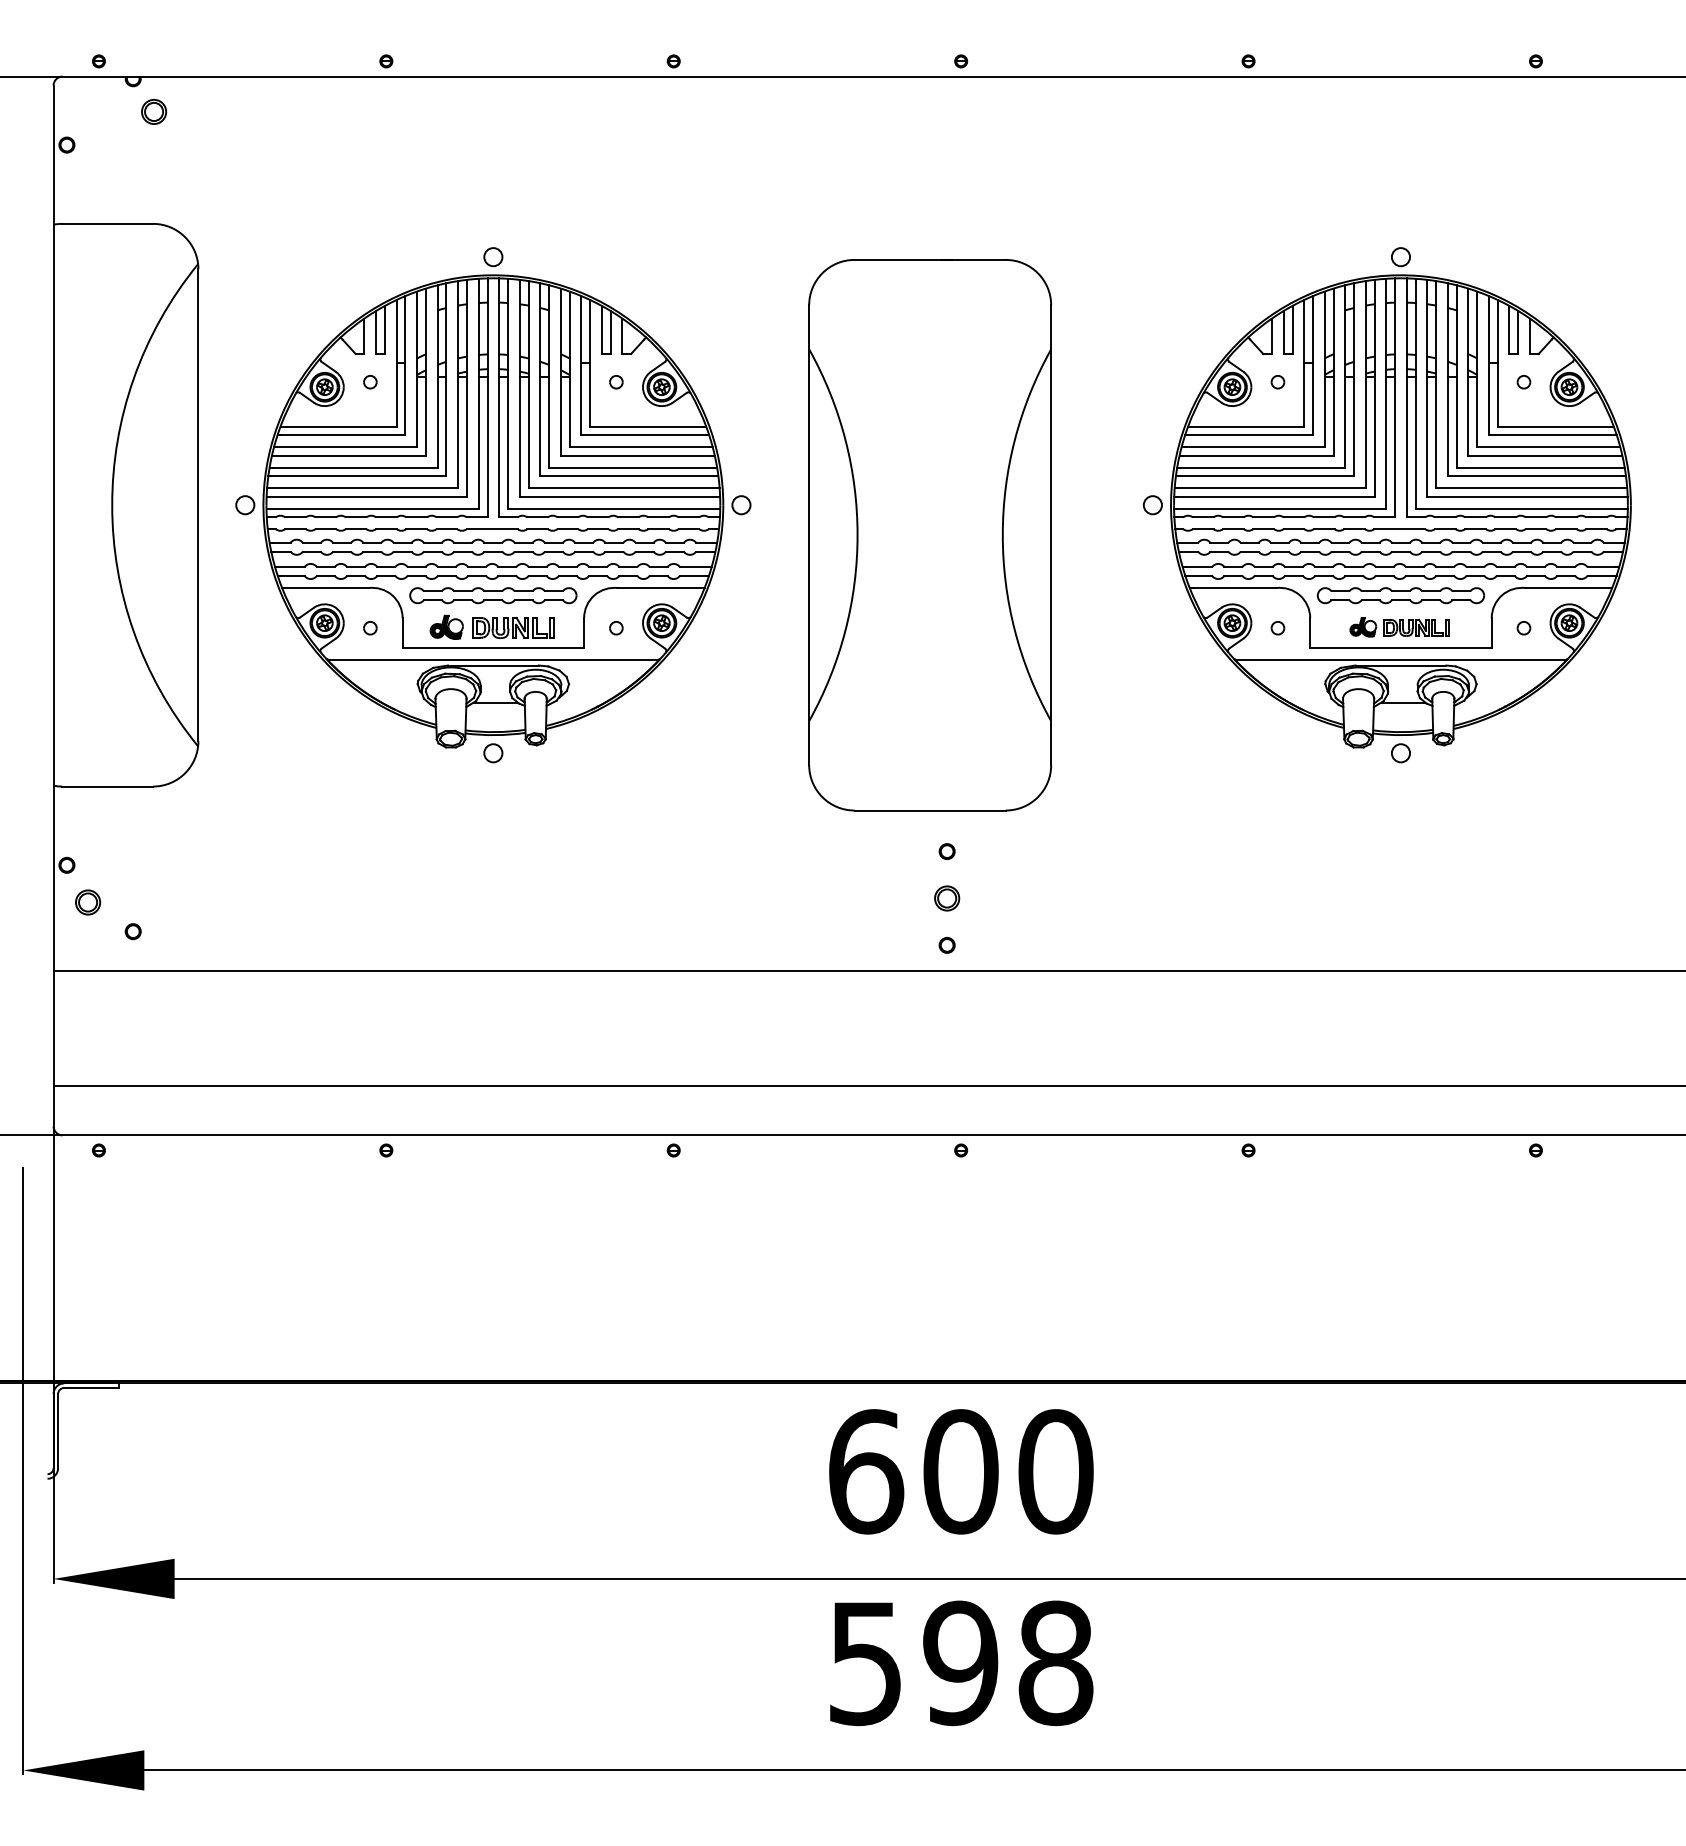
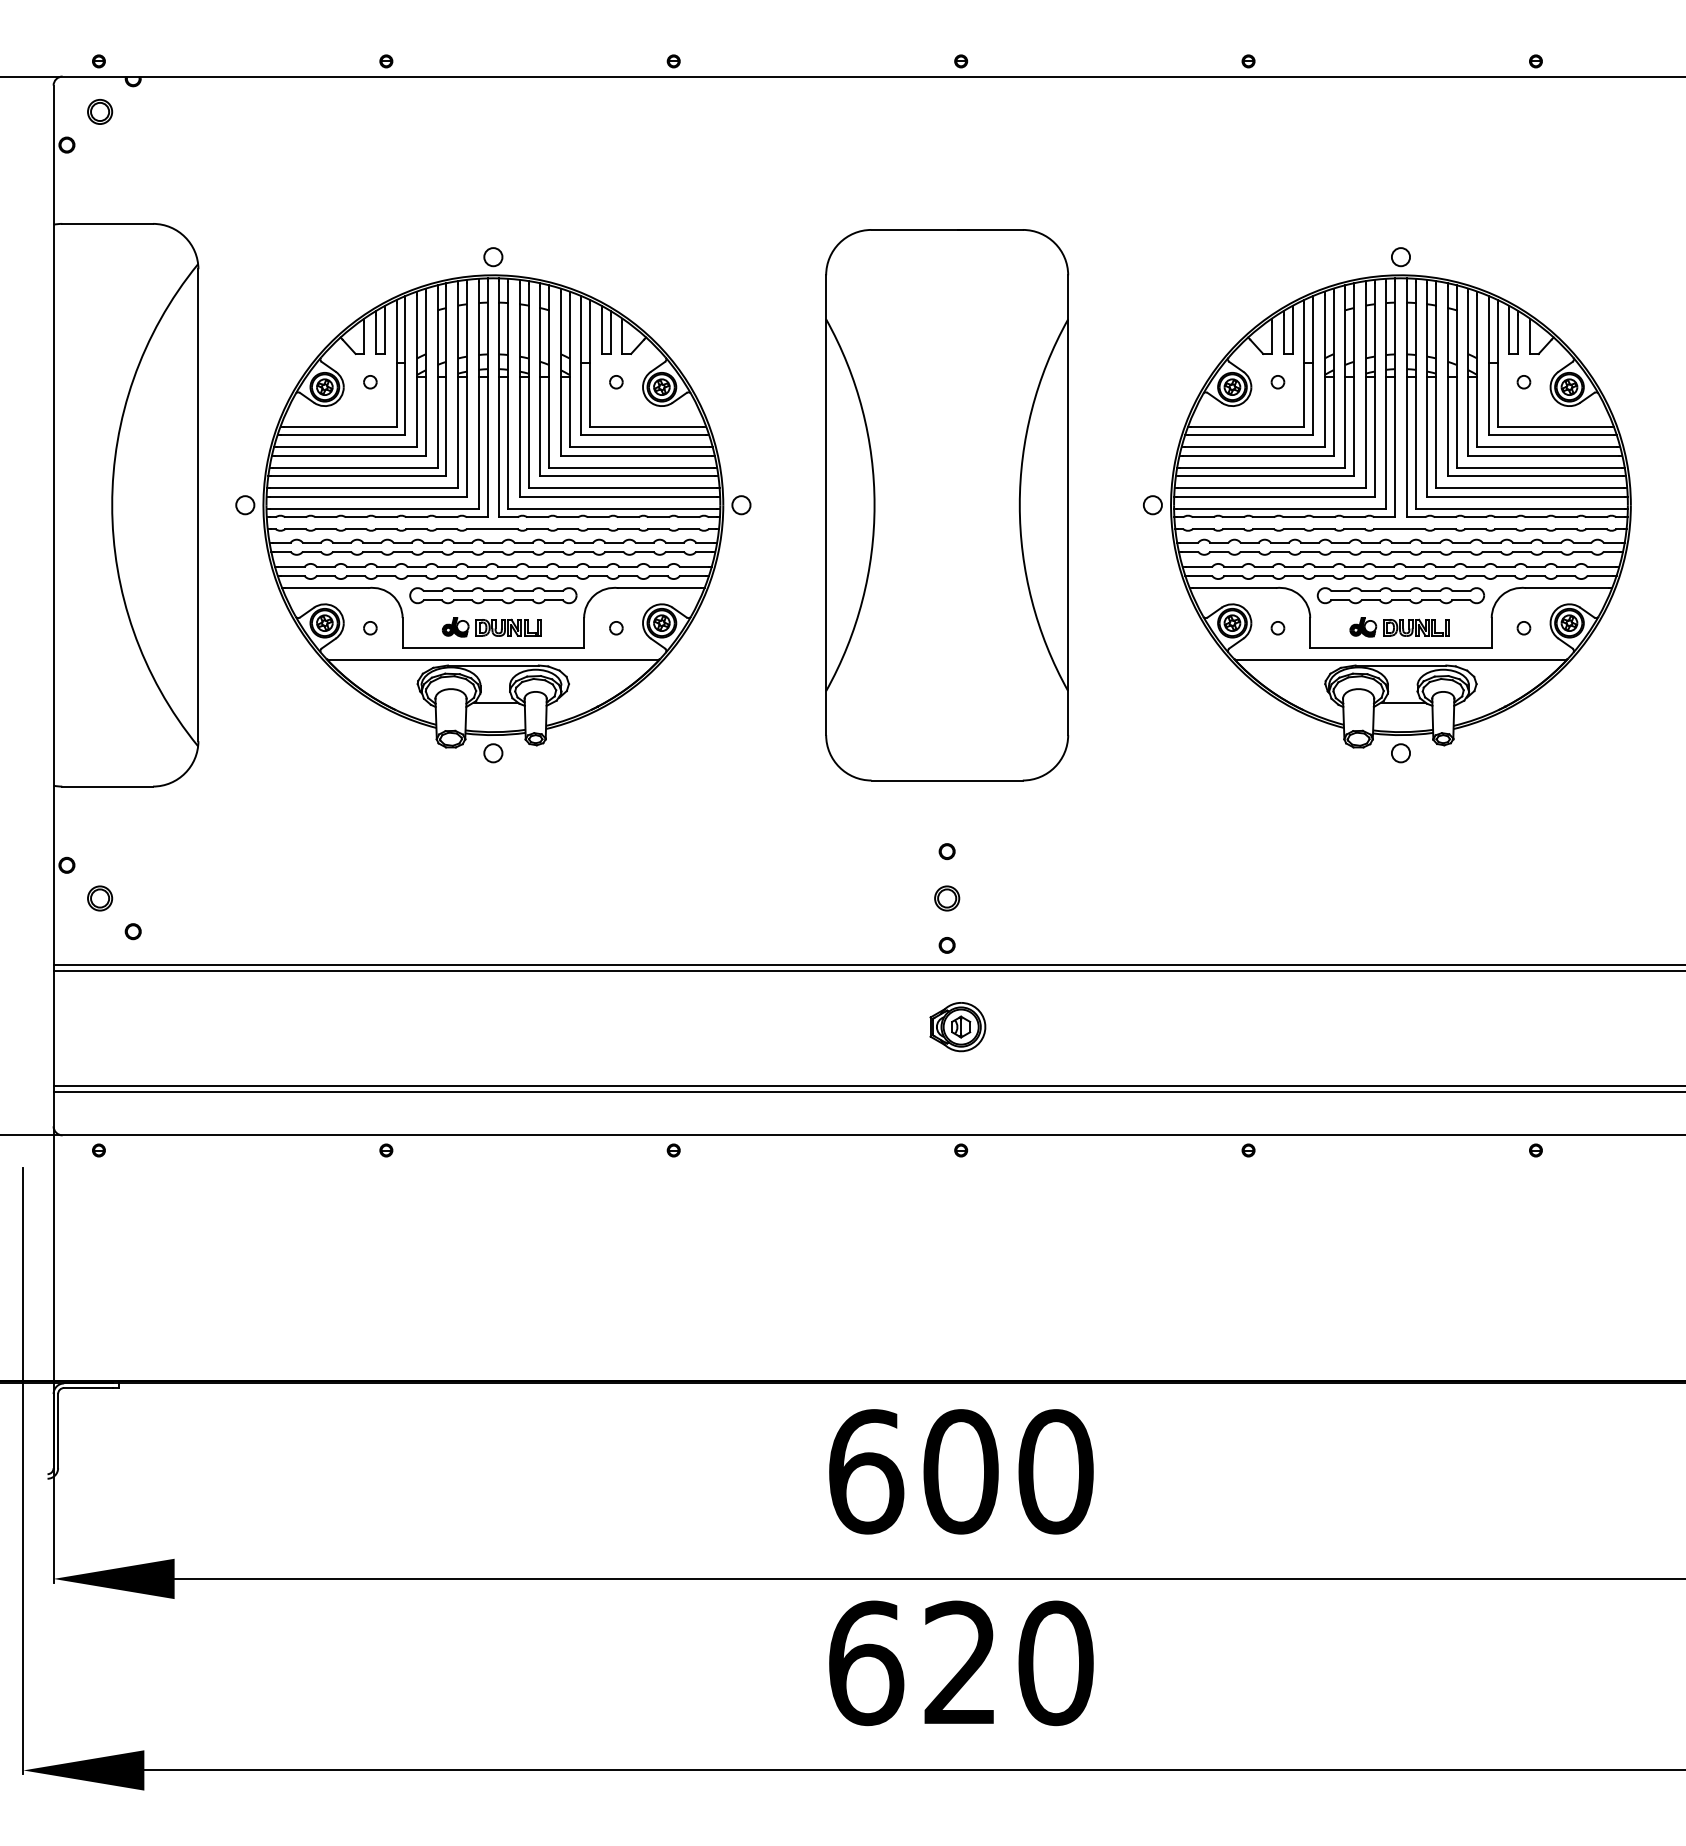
part position: (154, 111) -> (100, 111) (100, 111)
part position: (930, 535) -> (947, 505) (947, 505)
part size: 126x26 px -> 101x21 px (491, 627)
part position: (88, 902) -> (100, 898) (100, 898)
line: none -> present (867, 965)
part: none -> present (957, 1027)
line: none -> present (867, 1092)
text: 598 -> 620 (961, 1663)
